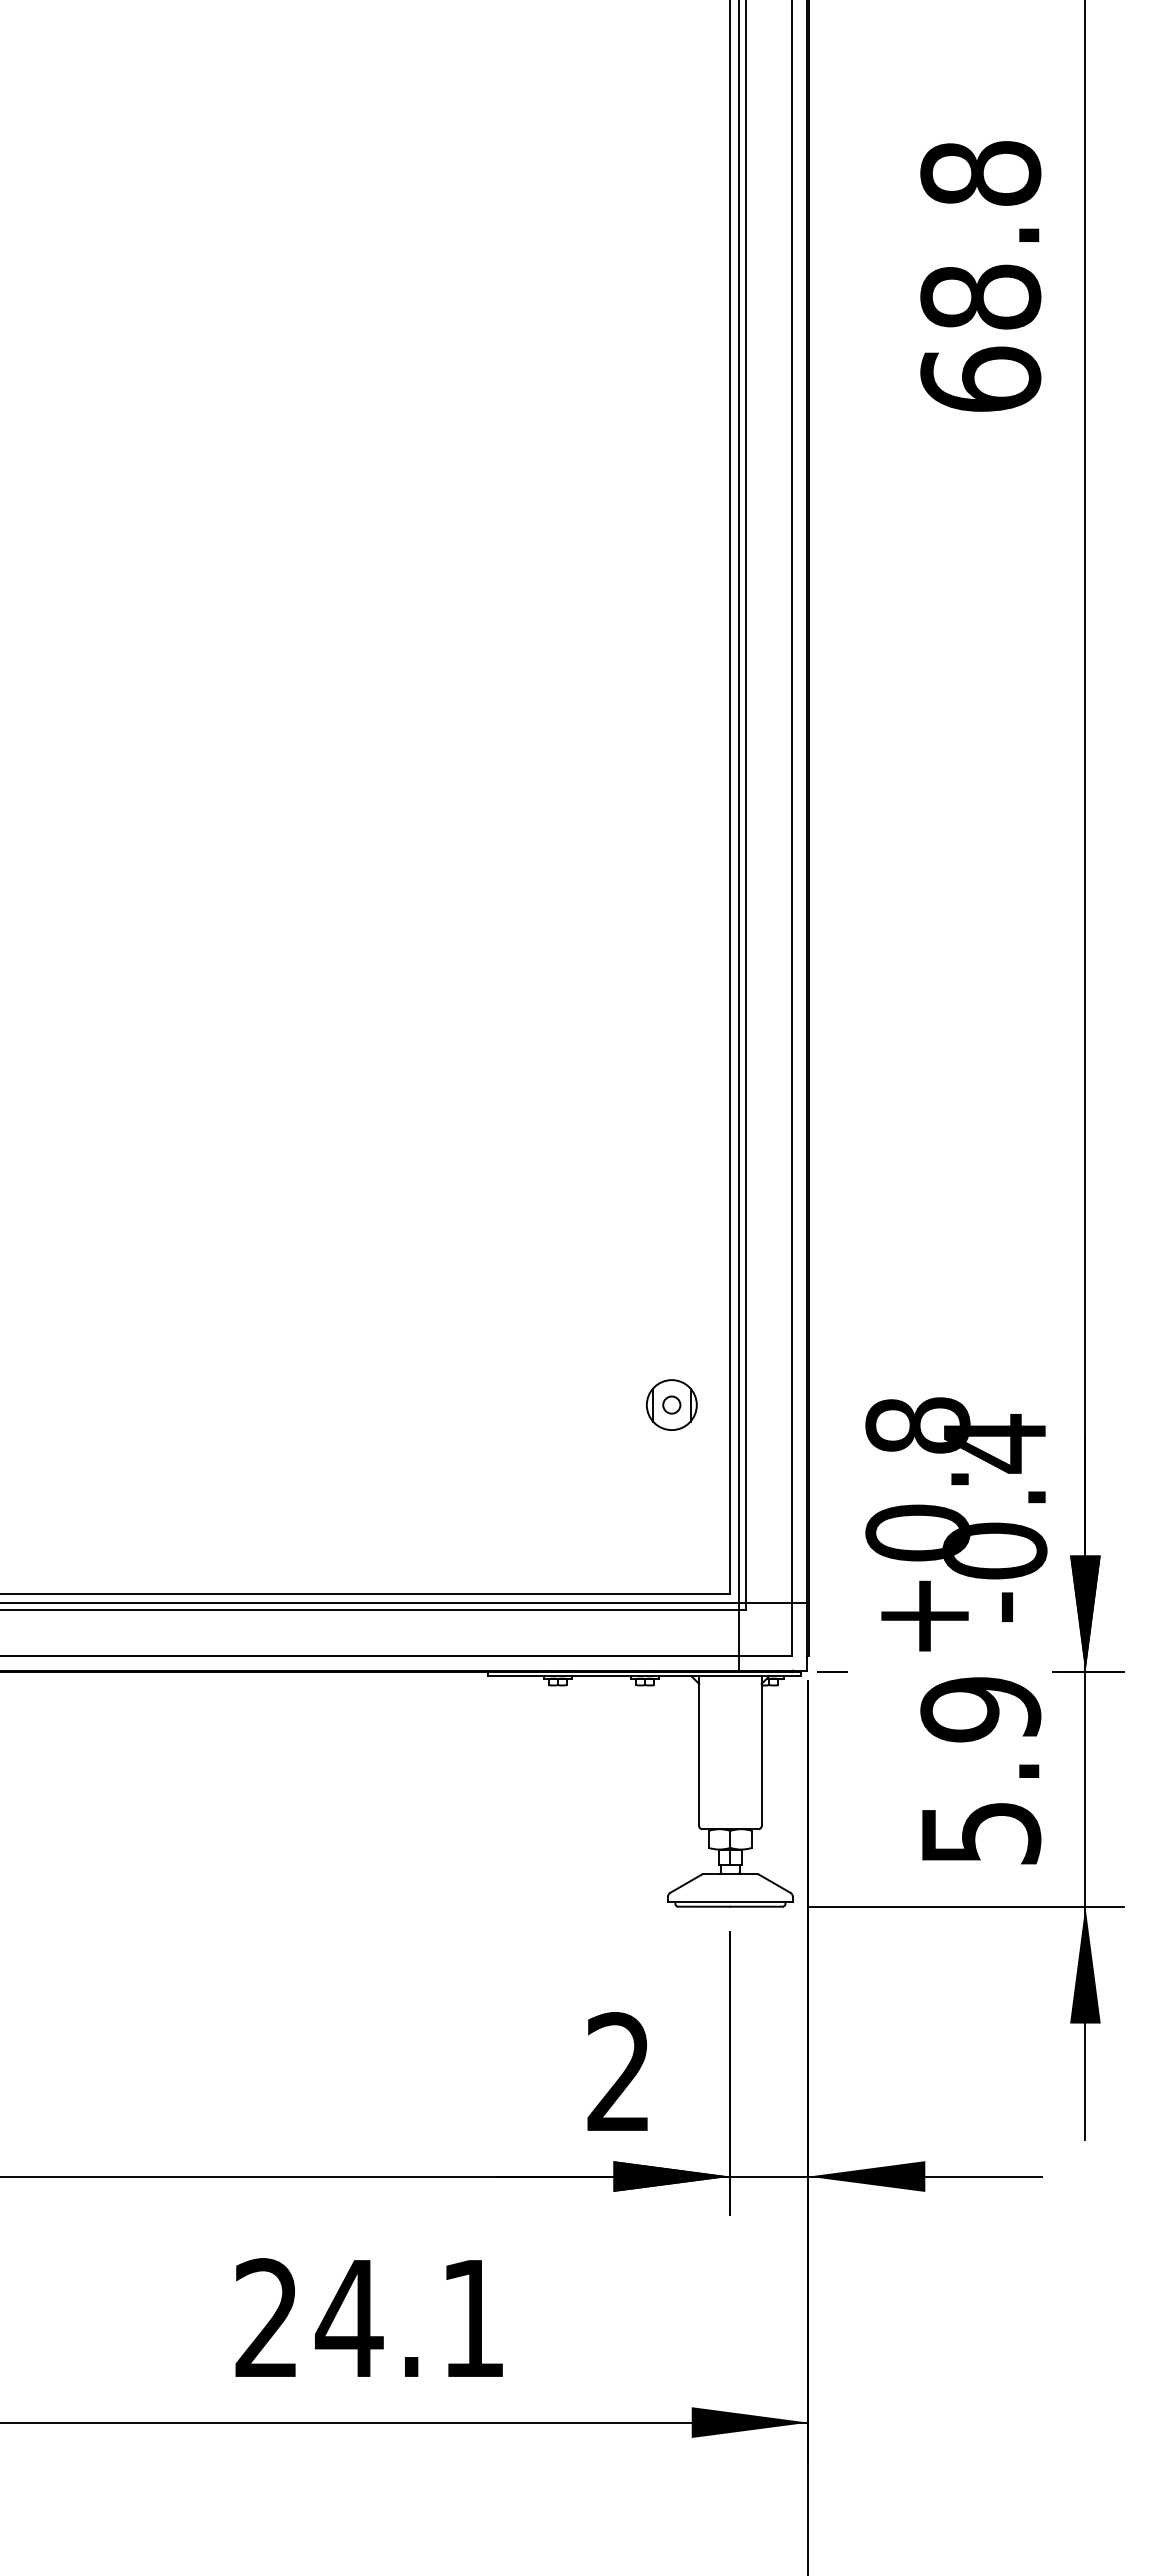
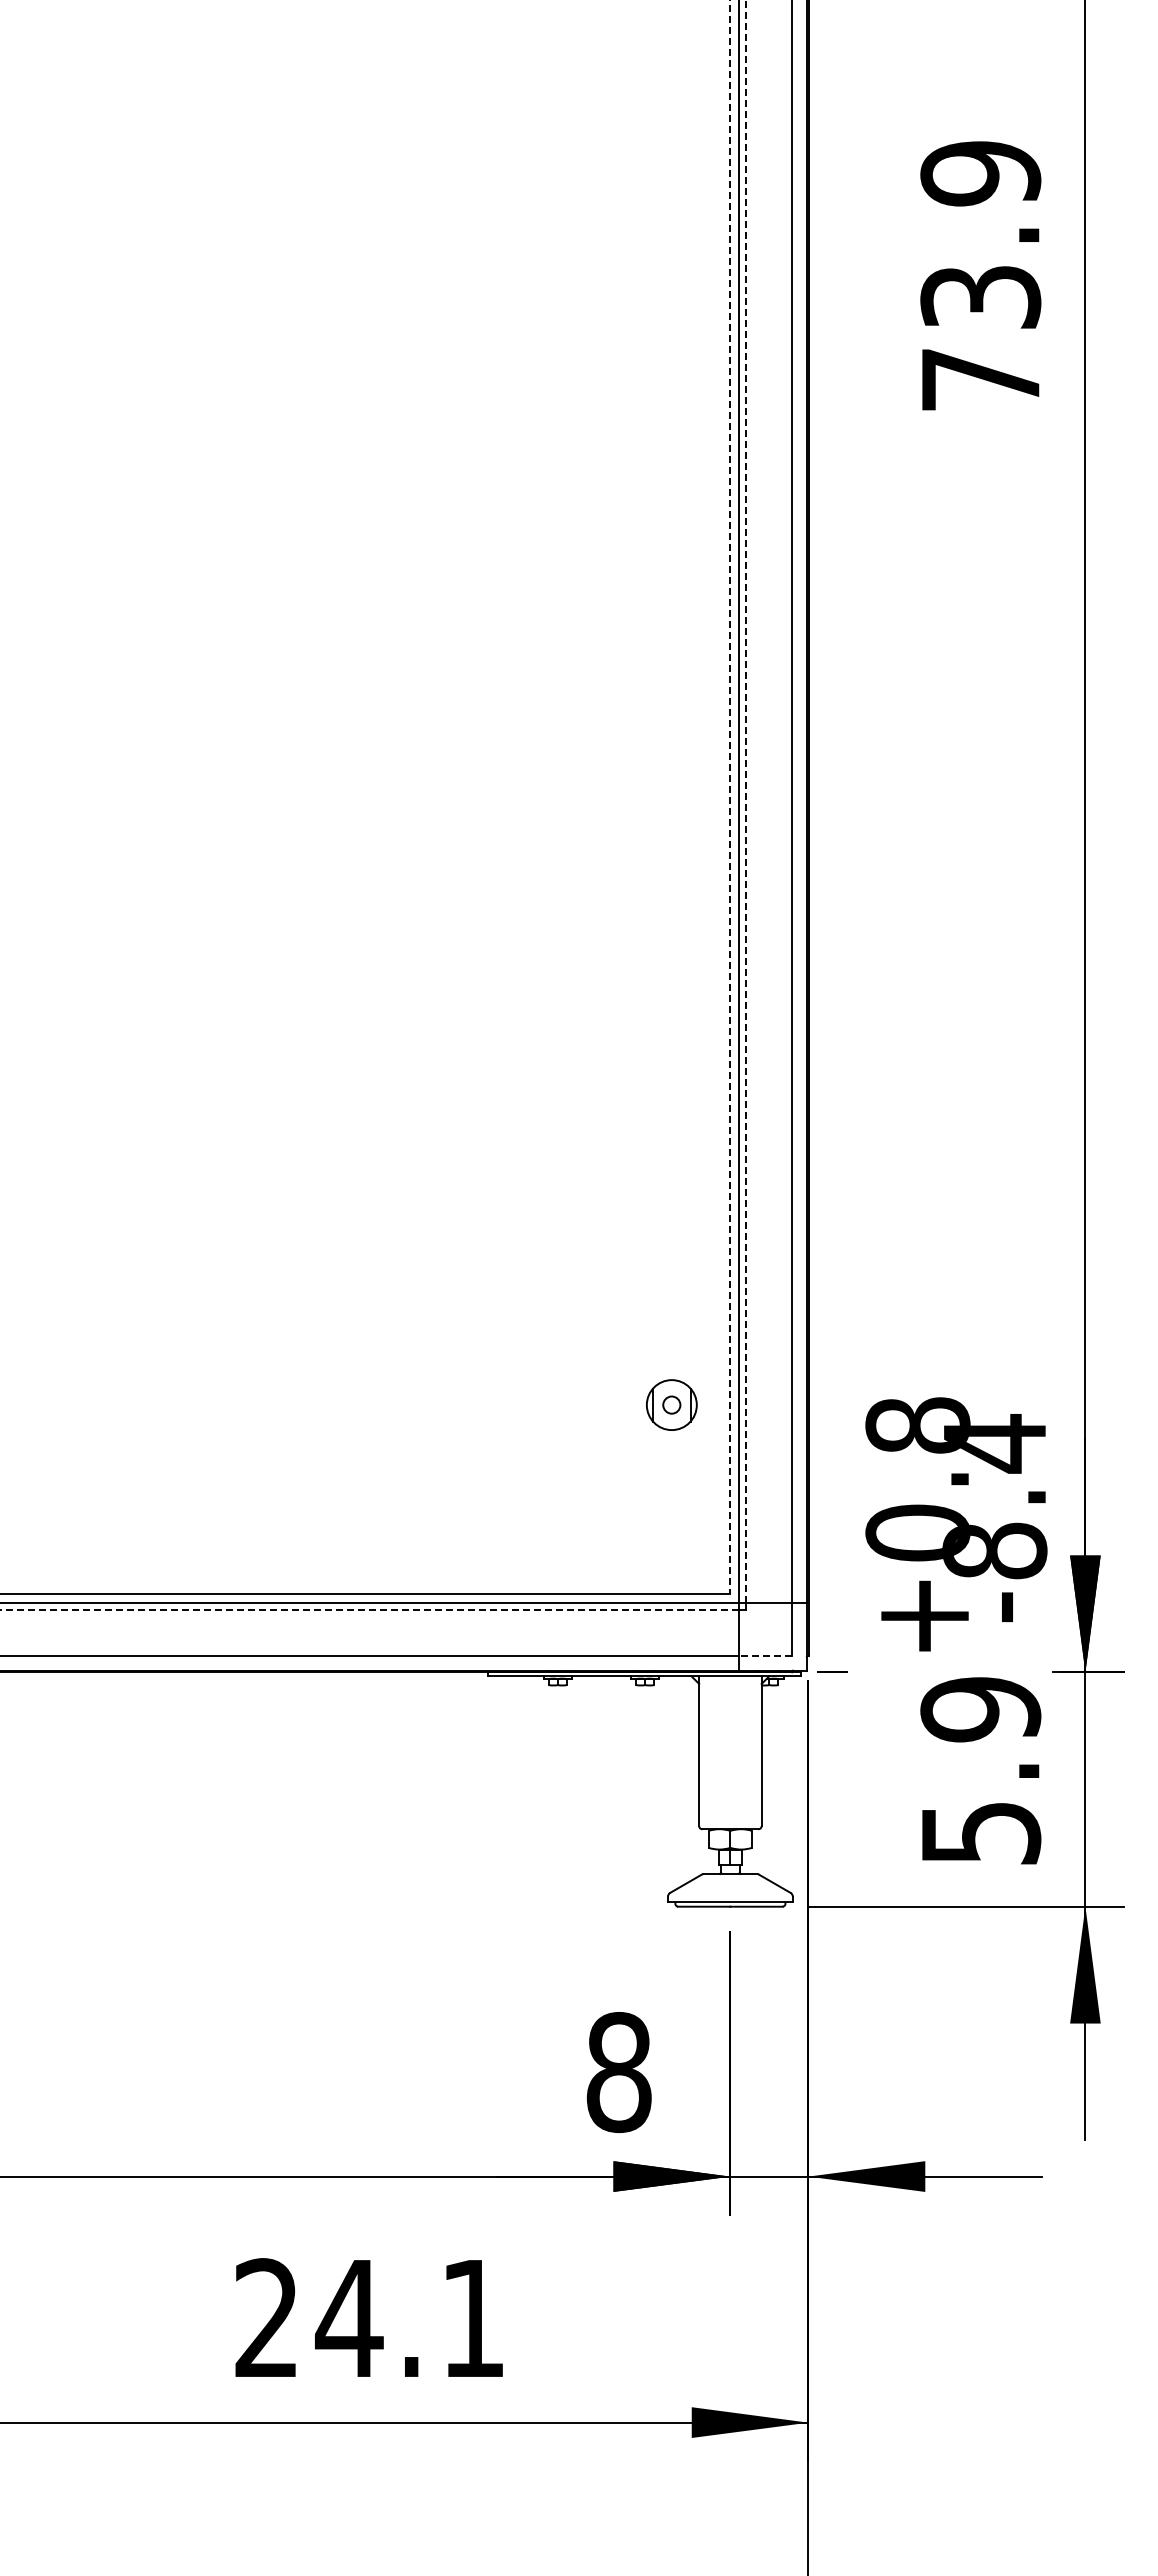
text: 68.8 -> 73.9 (980, 276)
line: solid -> dashed (730, 797)
line: solid -> dashed (746, 802)
text: -0.4 -> -8.4 (994, 1550)
line: solid -> dashed (369, 1610)
line: solid -> dashed (765, 1655)
text: 2 -> 8 (618, 2072)
